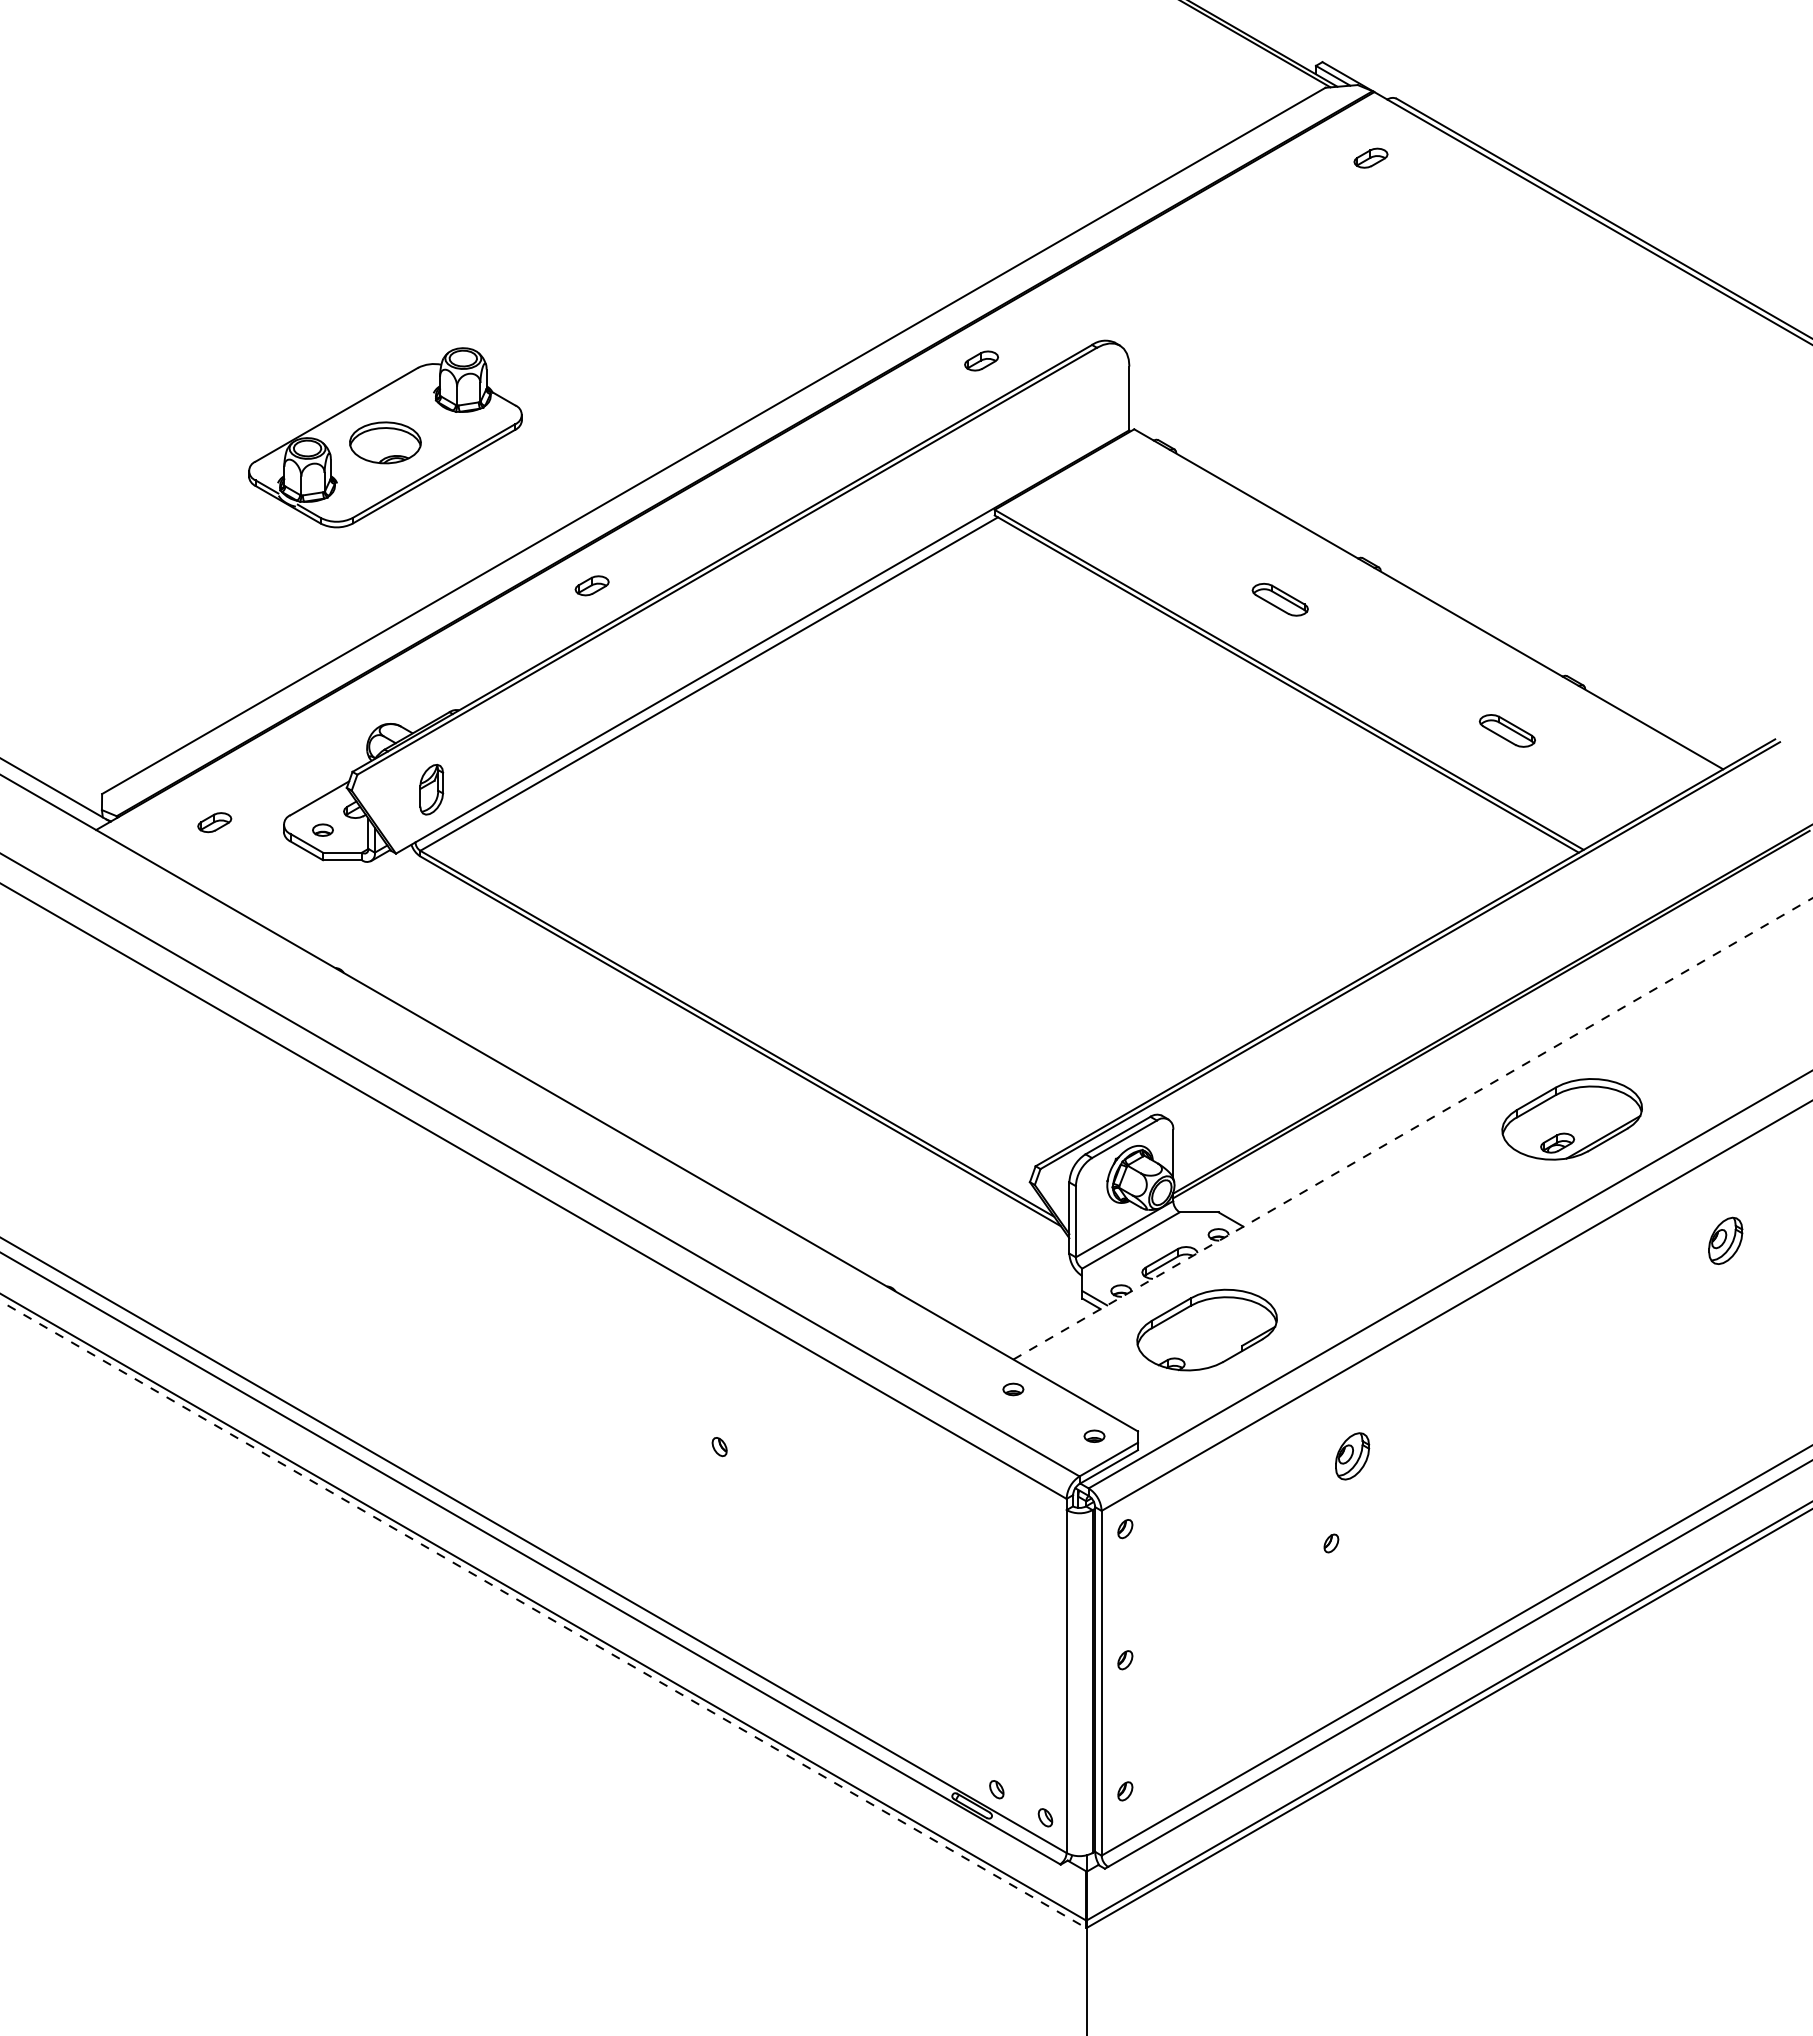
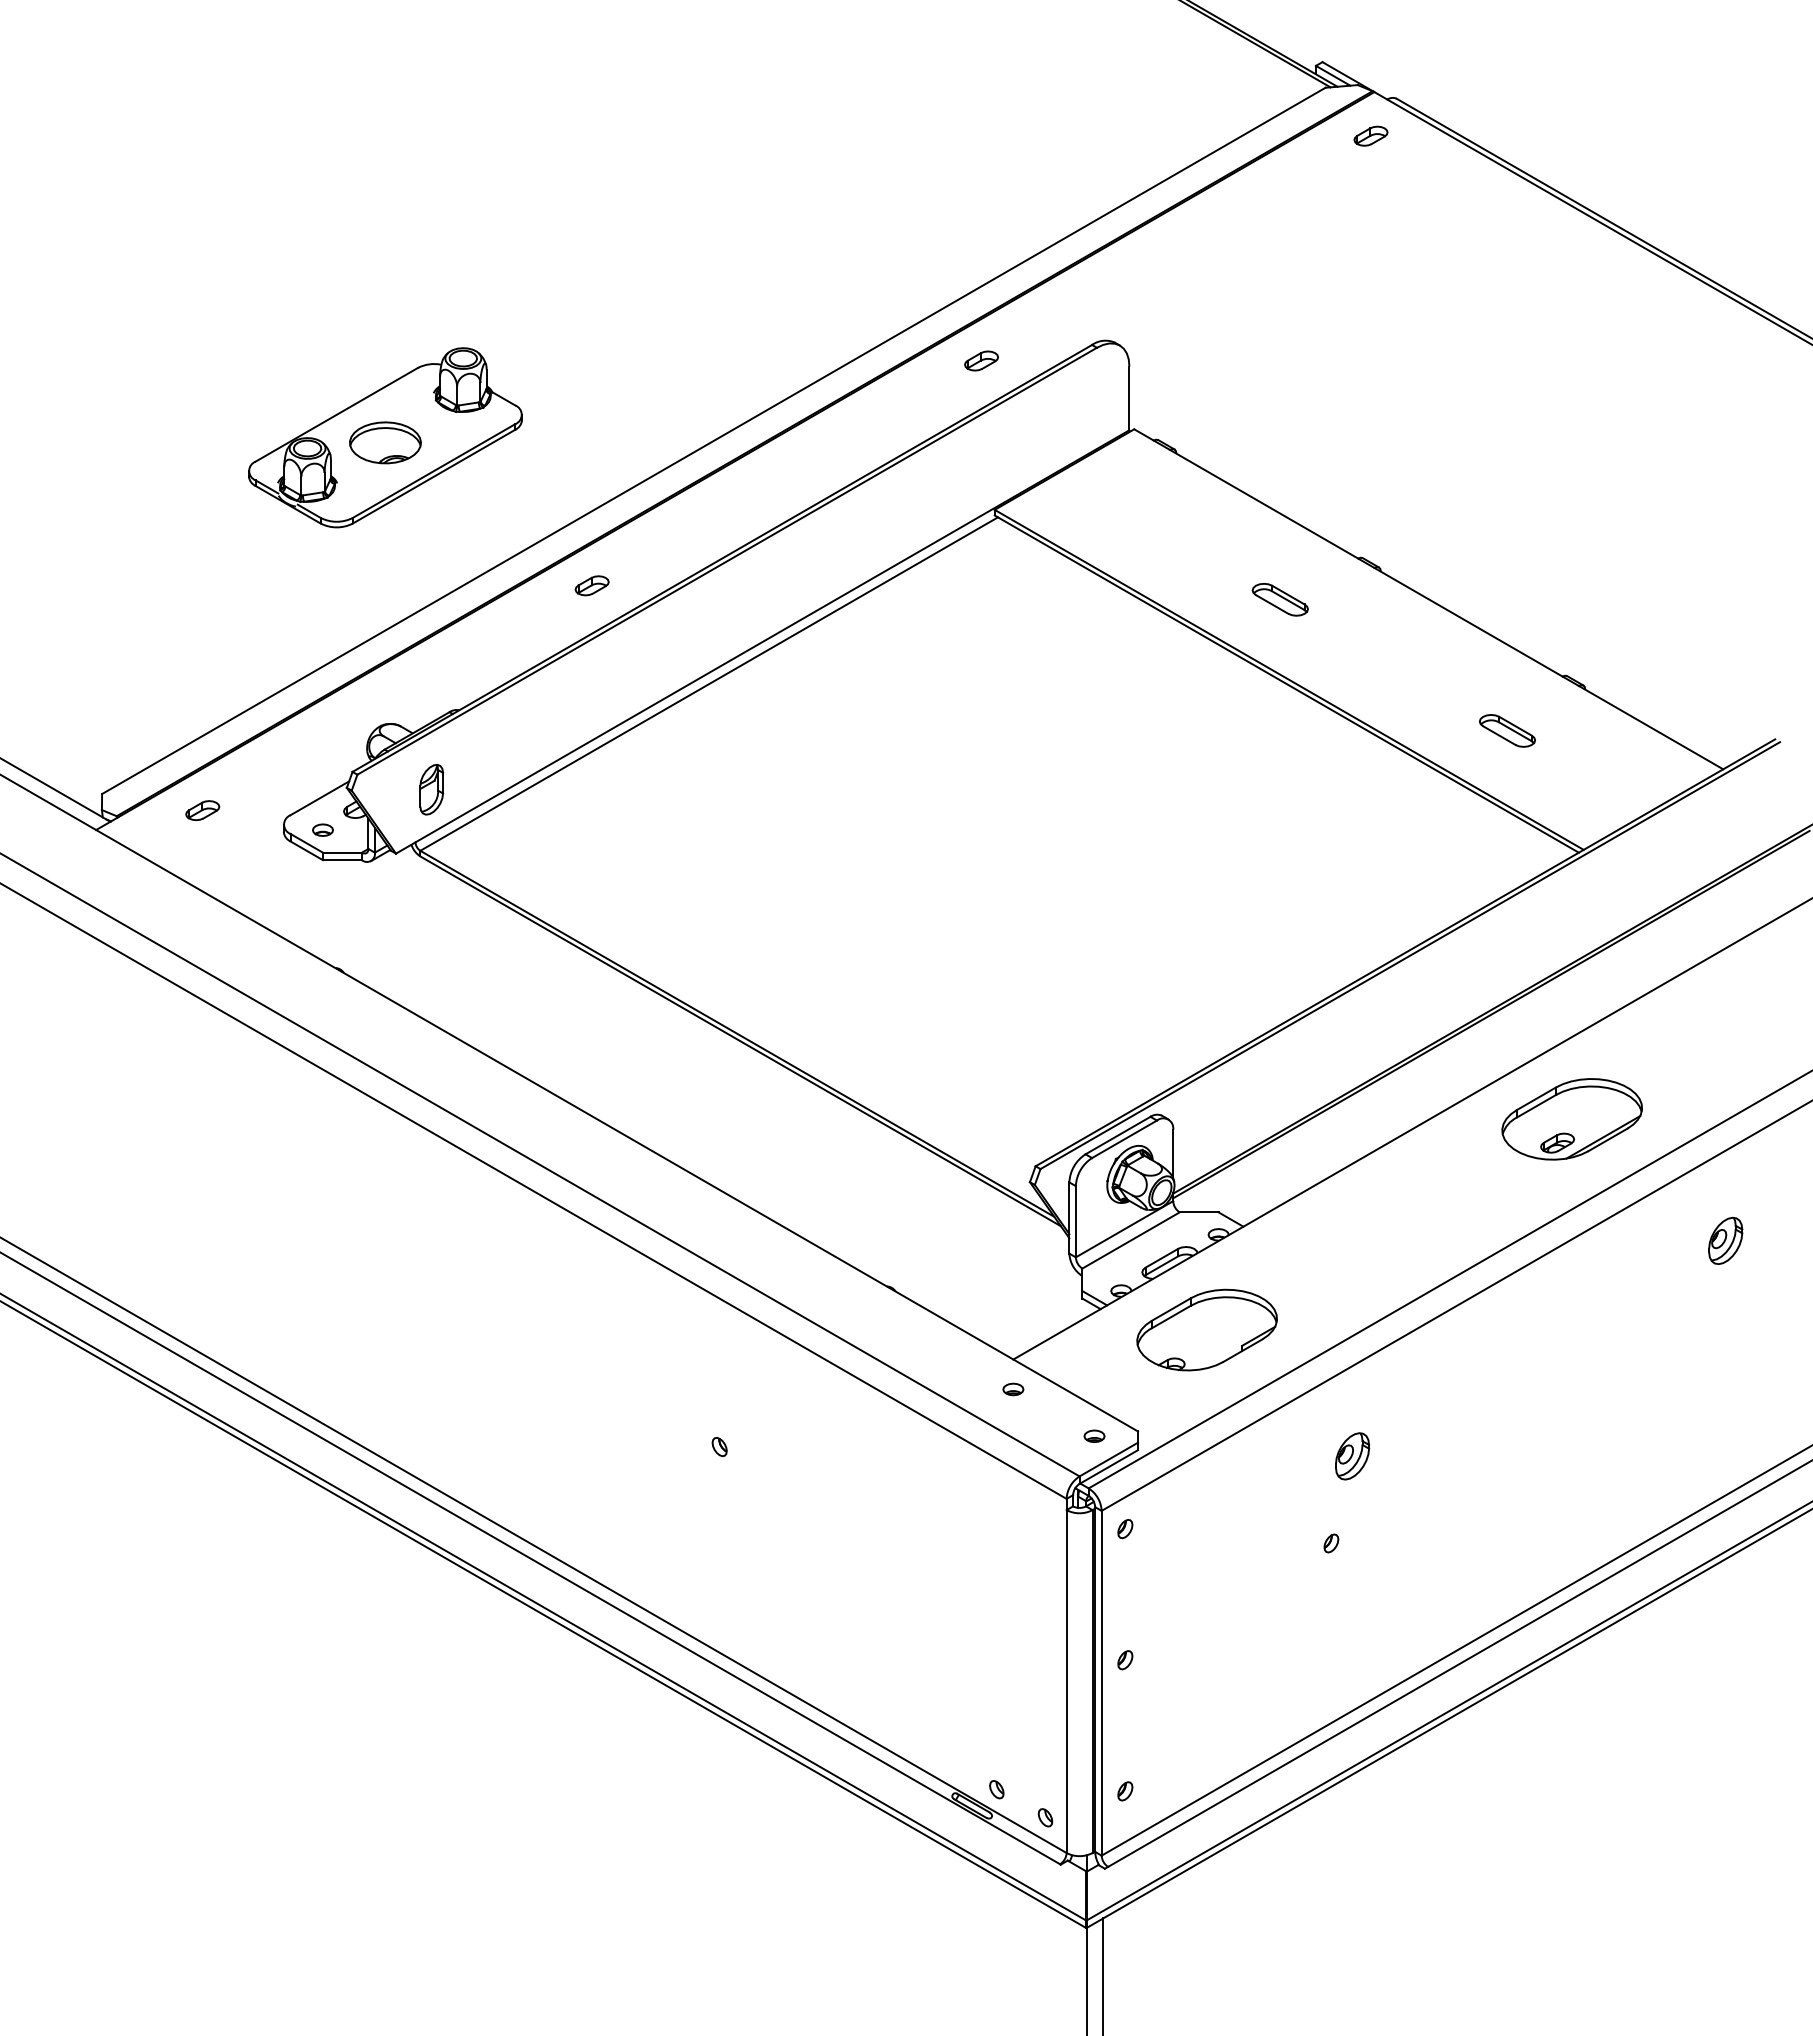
part position: (1370, 157) -> (1370, 135) (1370, 135)
part position: (214, 822) -> (202, 810) (202, 810)
line: dashed -> solid (1413, 1128)
line: dashed -> solid (543, 1614)
line: none -> present (1103, 1975)
